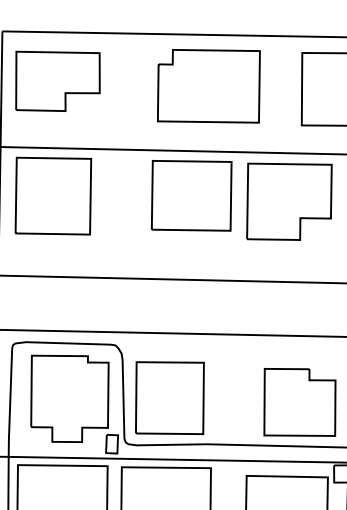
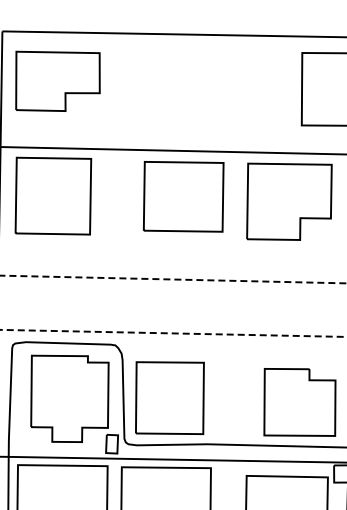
part: present -> none (208, 86)
part position: (191, 195) -> (183, 196) (183, 196)
line: solid -> dashed (173, 279)
line: solid -> dashed (172, 333)
